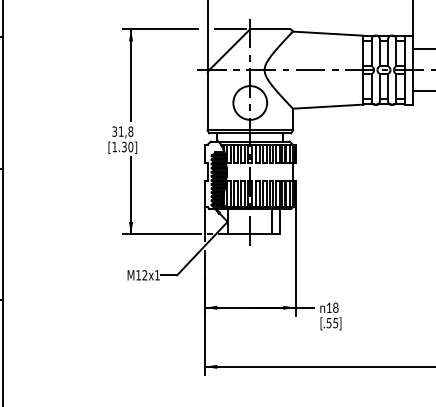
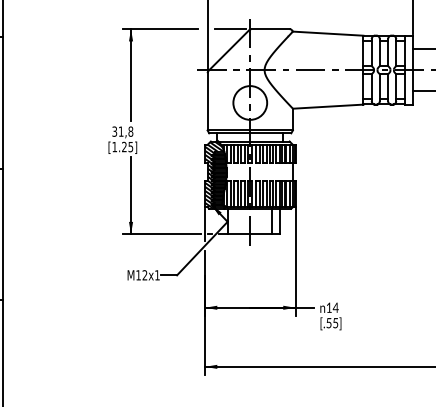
text: [1.30] -> [1.25] (127, 146)
hatch: none -> present (214, 174)
text: 18 -> 14 (335, 307)
